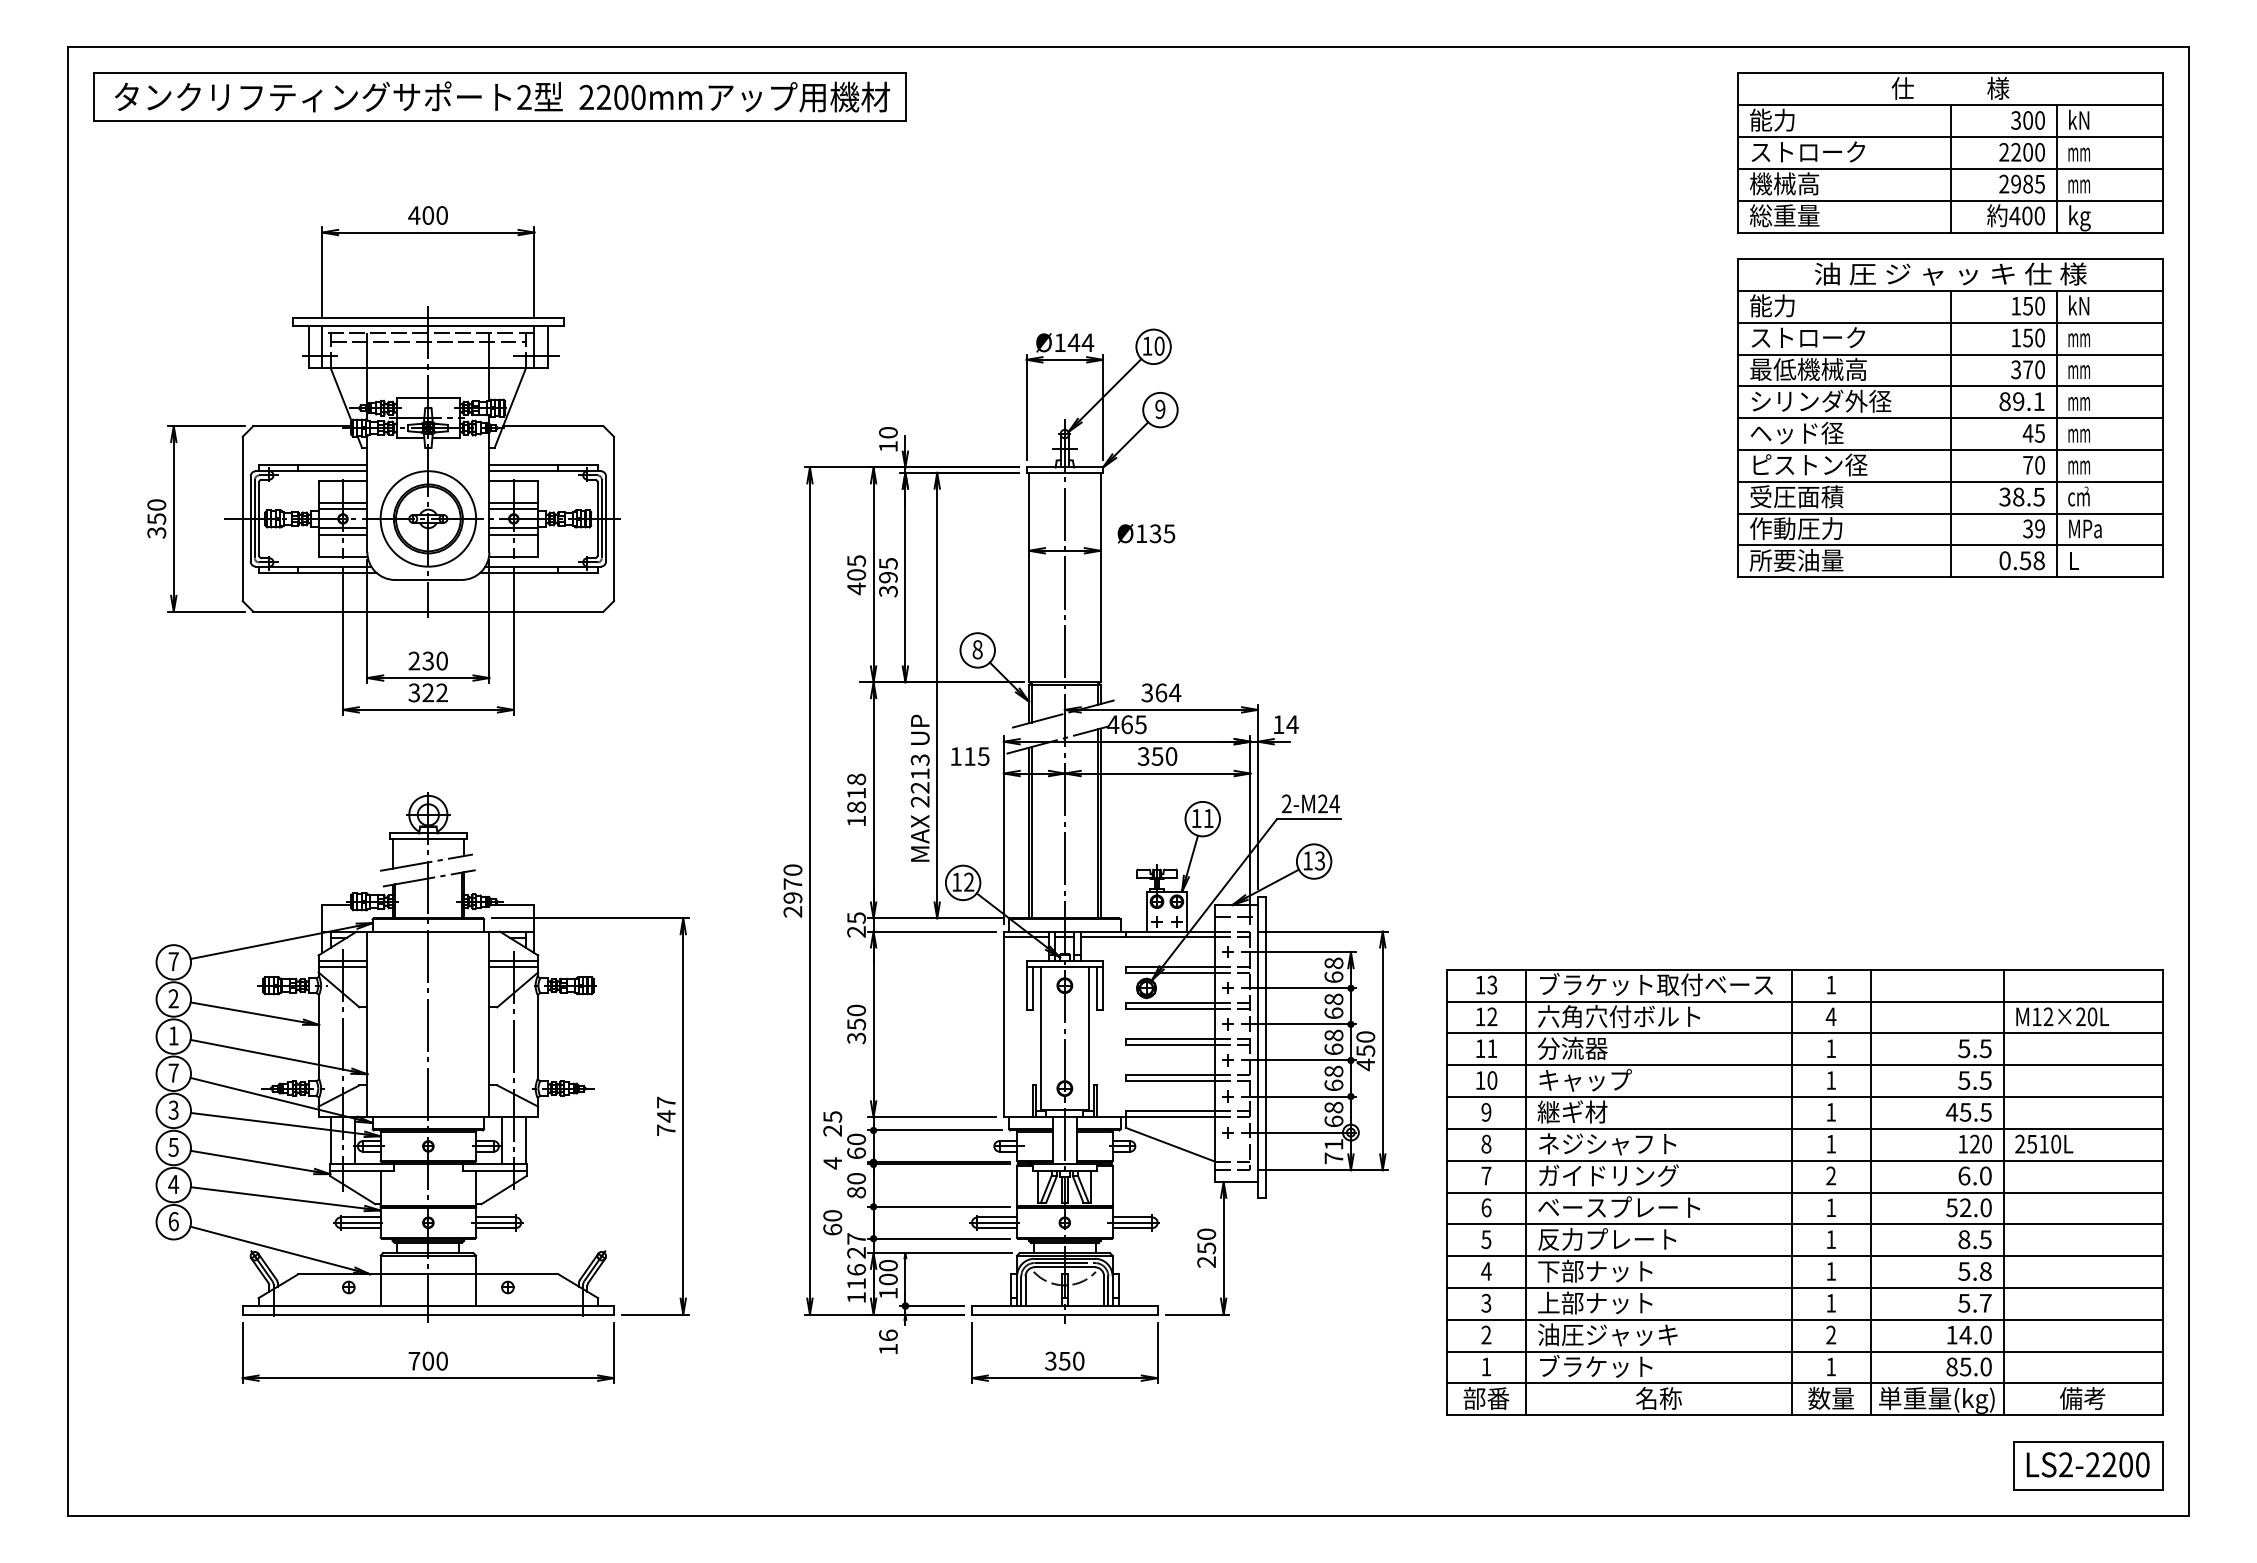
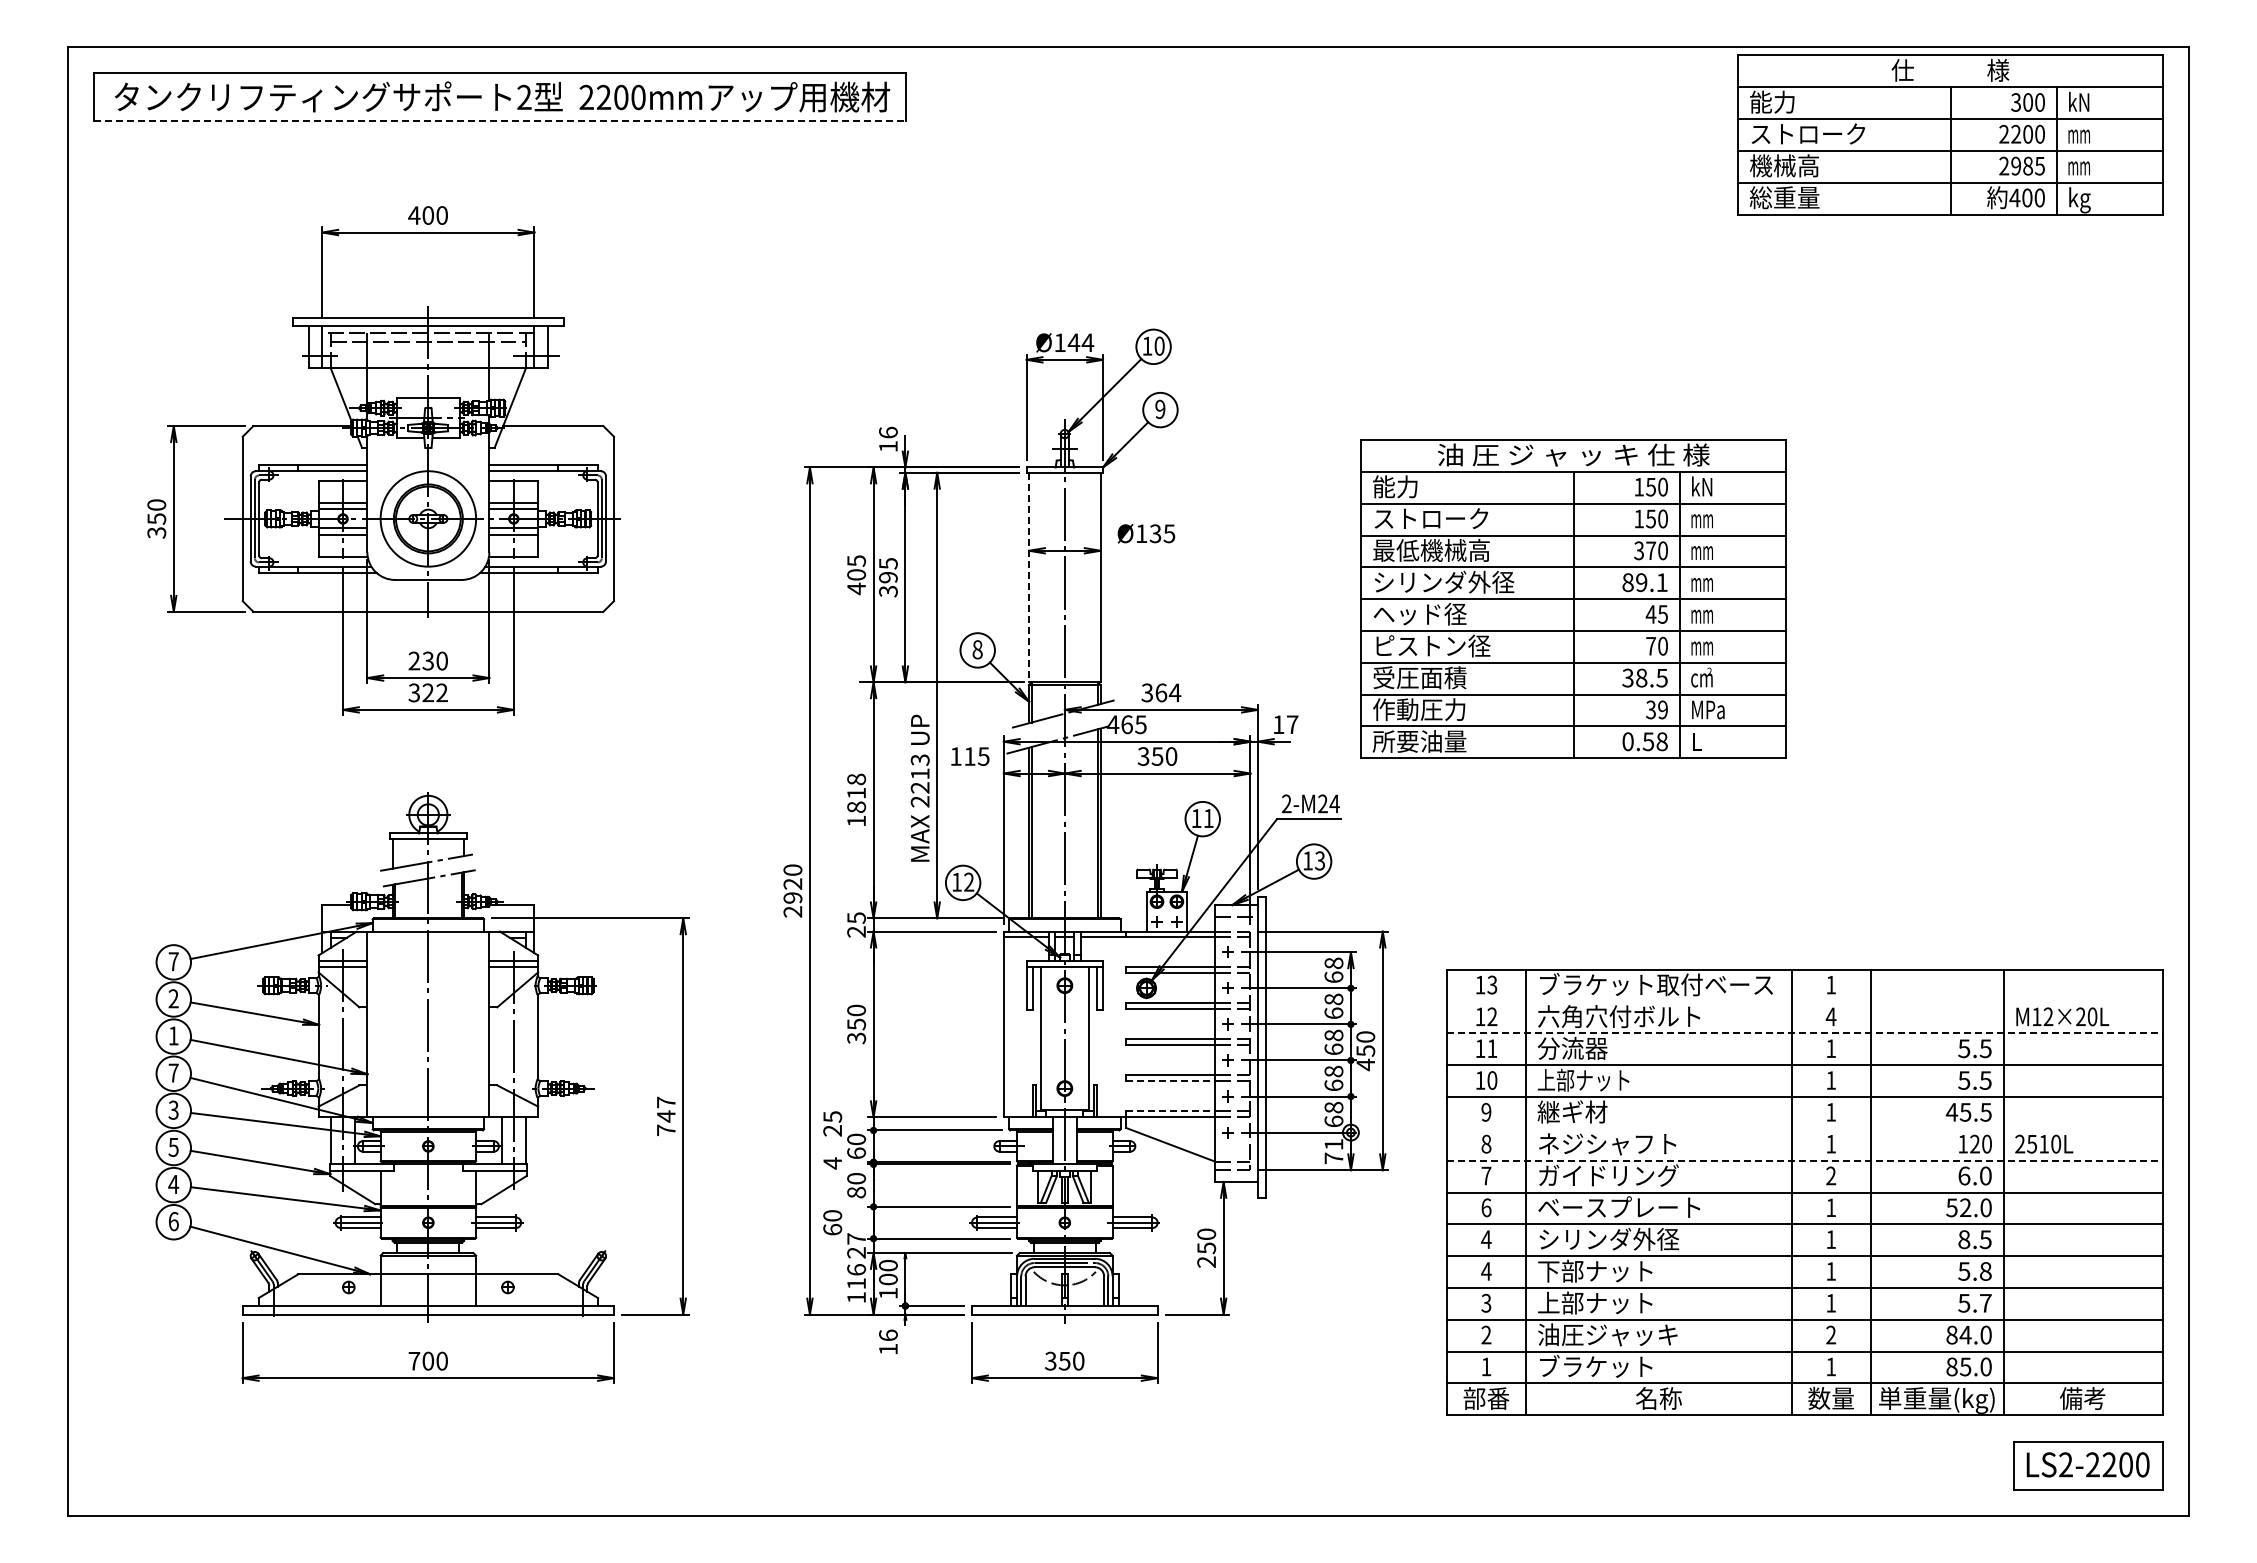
line: solid -> dashed (499, 121)
part position: (1950, 152) -> (1950, 134) (1950, 134)
part position: (1950, 417) -> (1573, 598) (1573, 598)
text: 10 -> 16 (888, 432)
line: solid -> dashed (1029, 577)
text: 14 -> 17 (1292, 724)
text: 2970 -> 2920 (792, 883)
line: present -> none (1804, 1001)
line: solid -> dashed (1805, 1033)
text: キャップ -> 上部ナット (1584, 1079)
line: solid -> dashed (1170, 1081)
line: solid -> dashed (1170, 1111)
line: present -> none (1804, 1128)
line: solid -> dashed (1805, 1160)
text: 反力プレート -> シリンダ外径 (1608, 1238)
text: 5 -> 4 (1486, 1239)
text: 14.0 -> 84.0 (1951, 1334)
